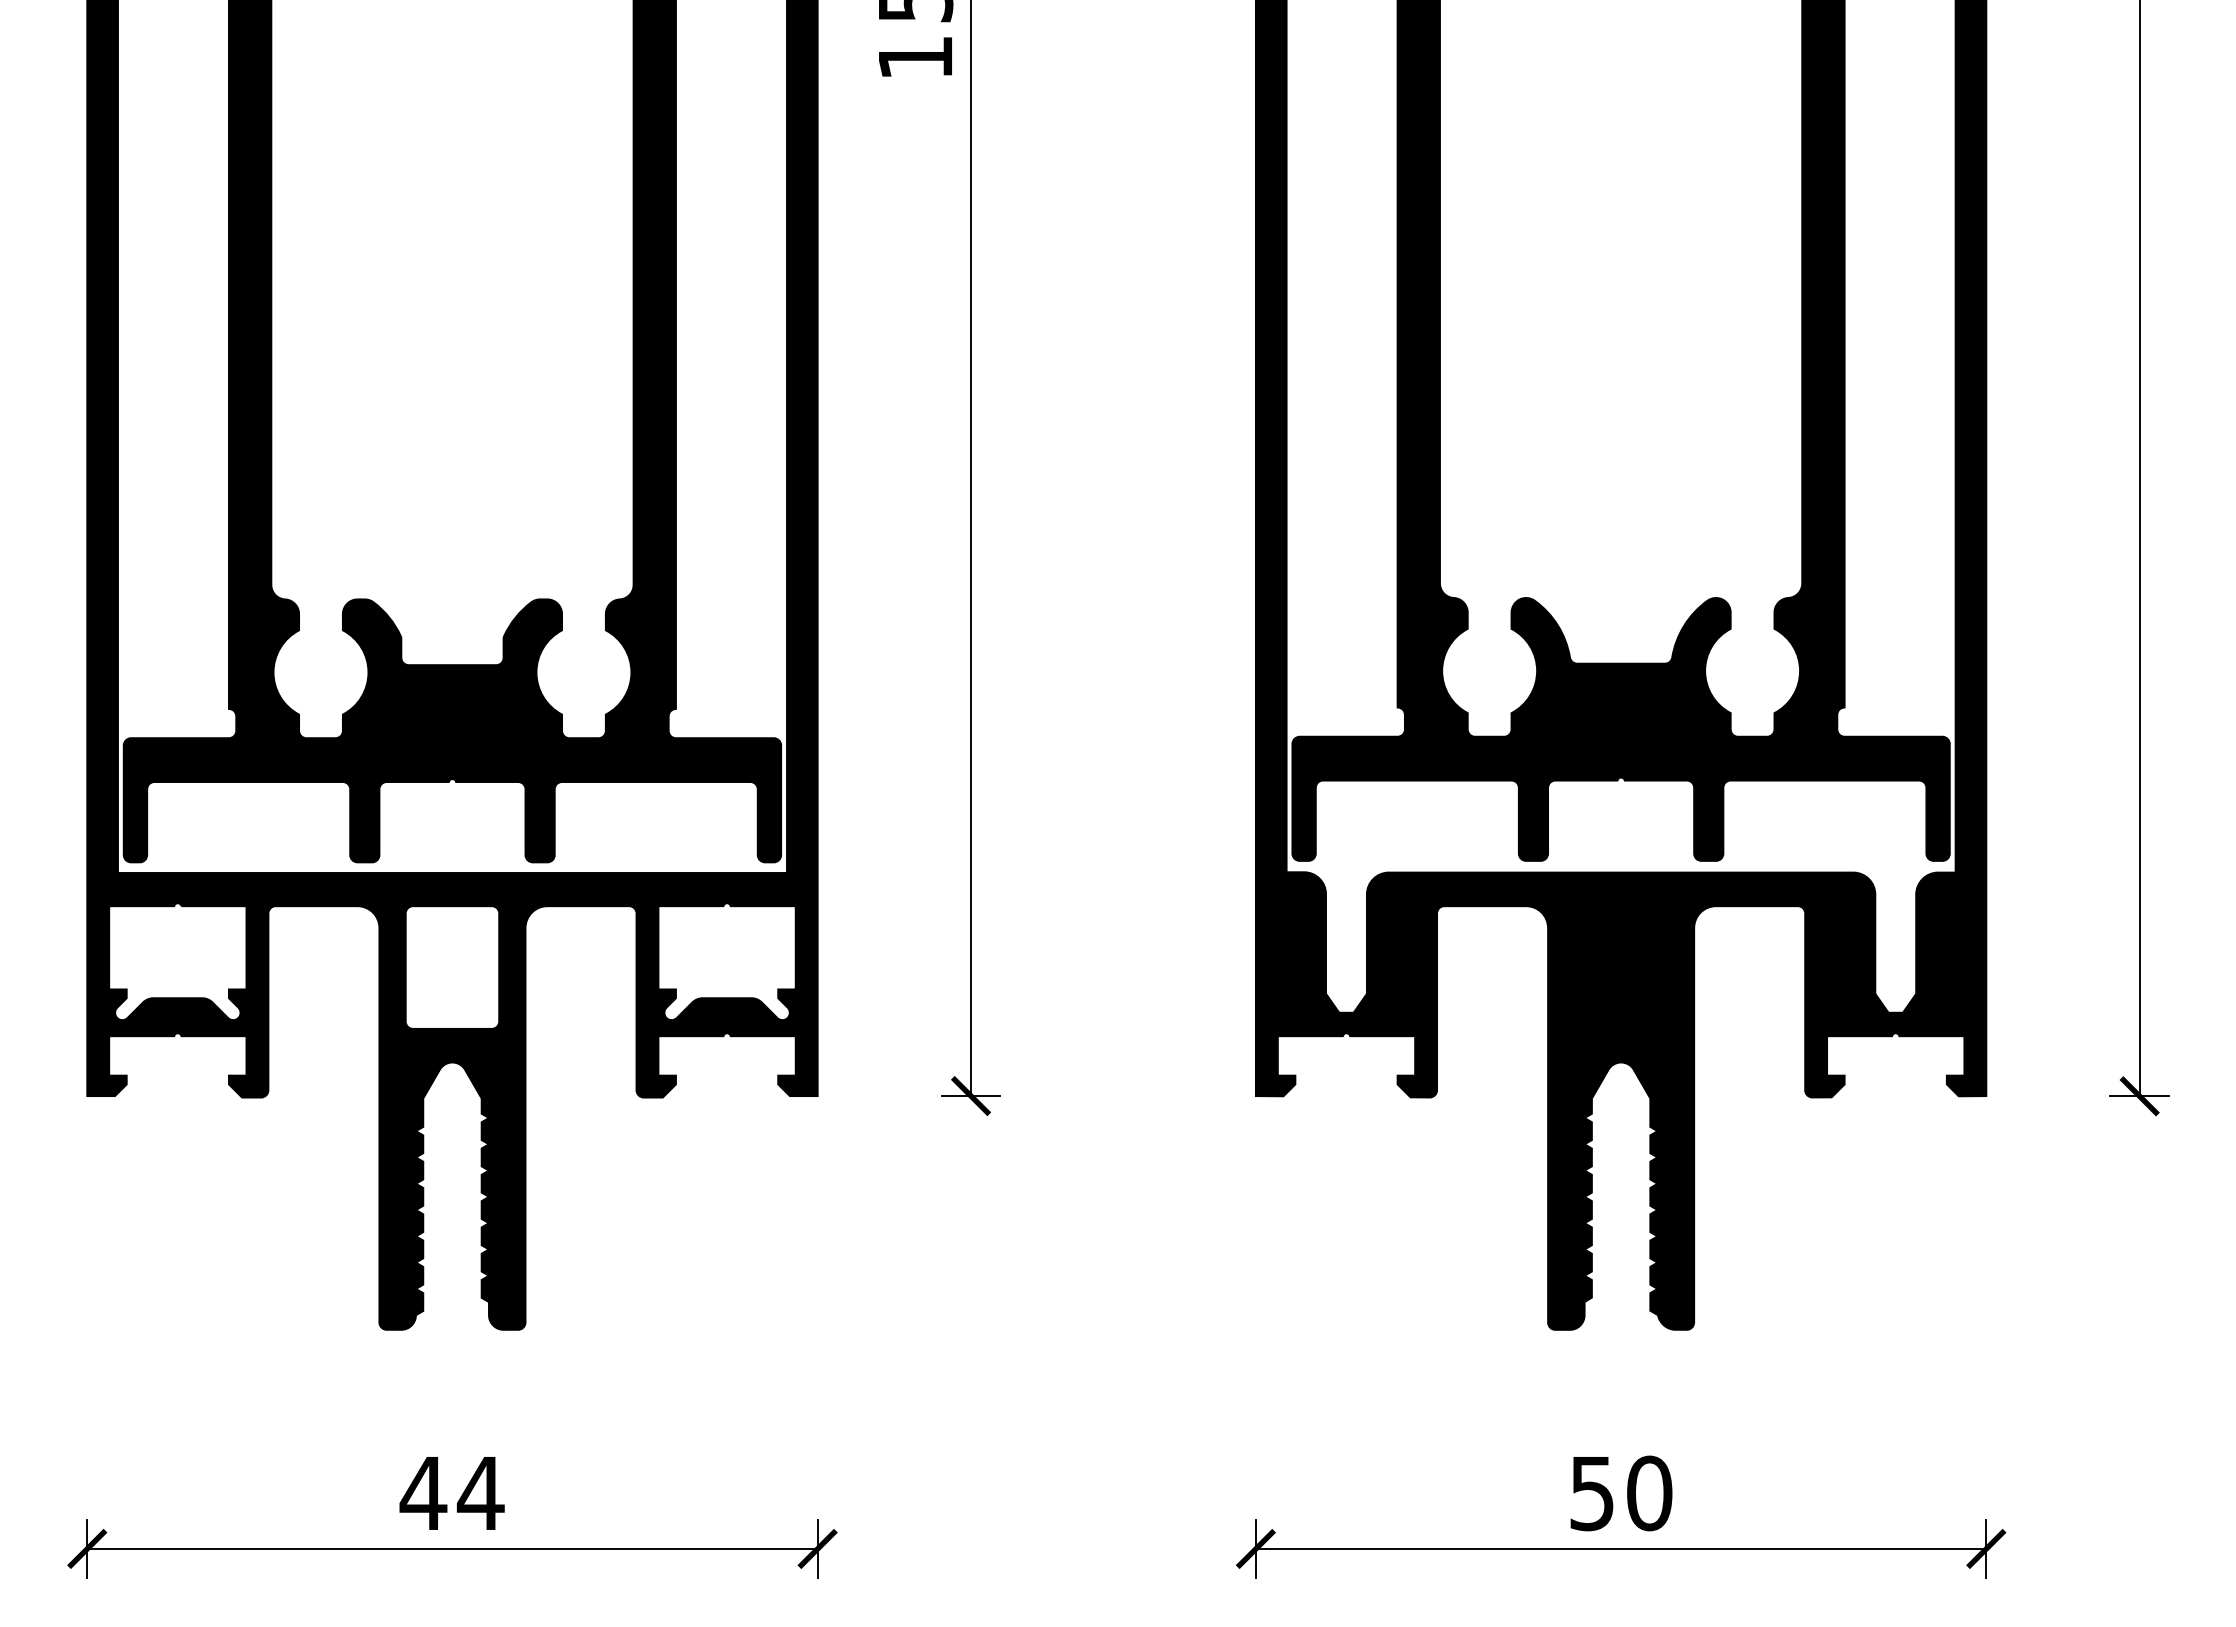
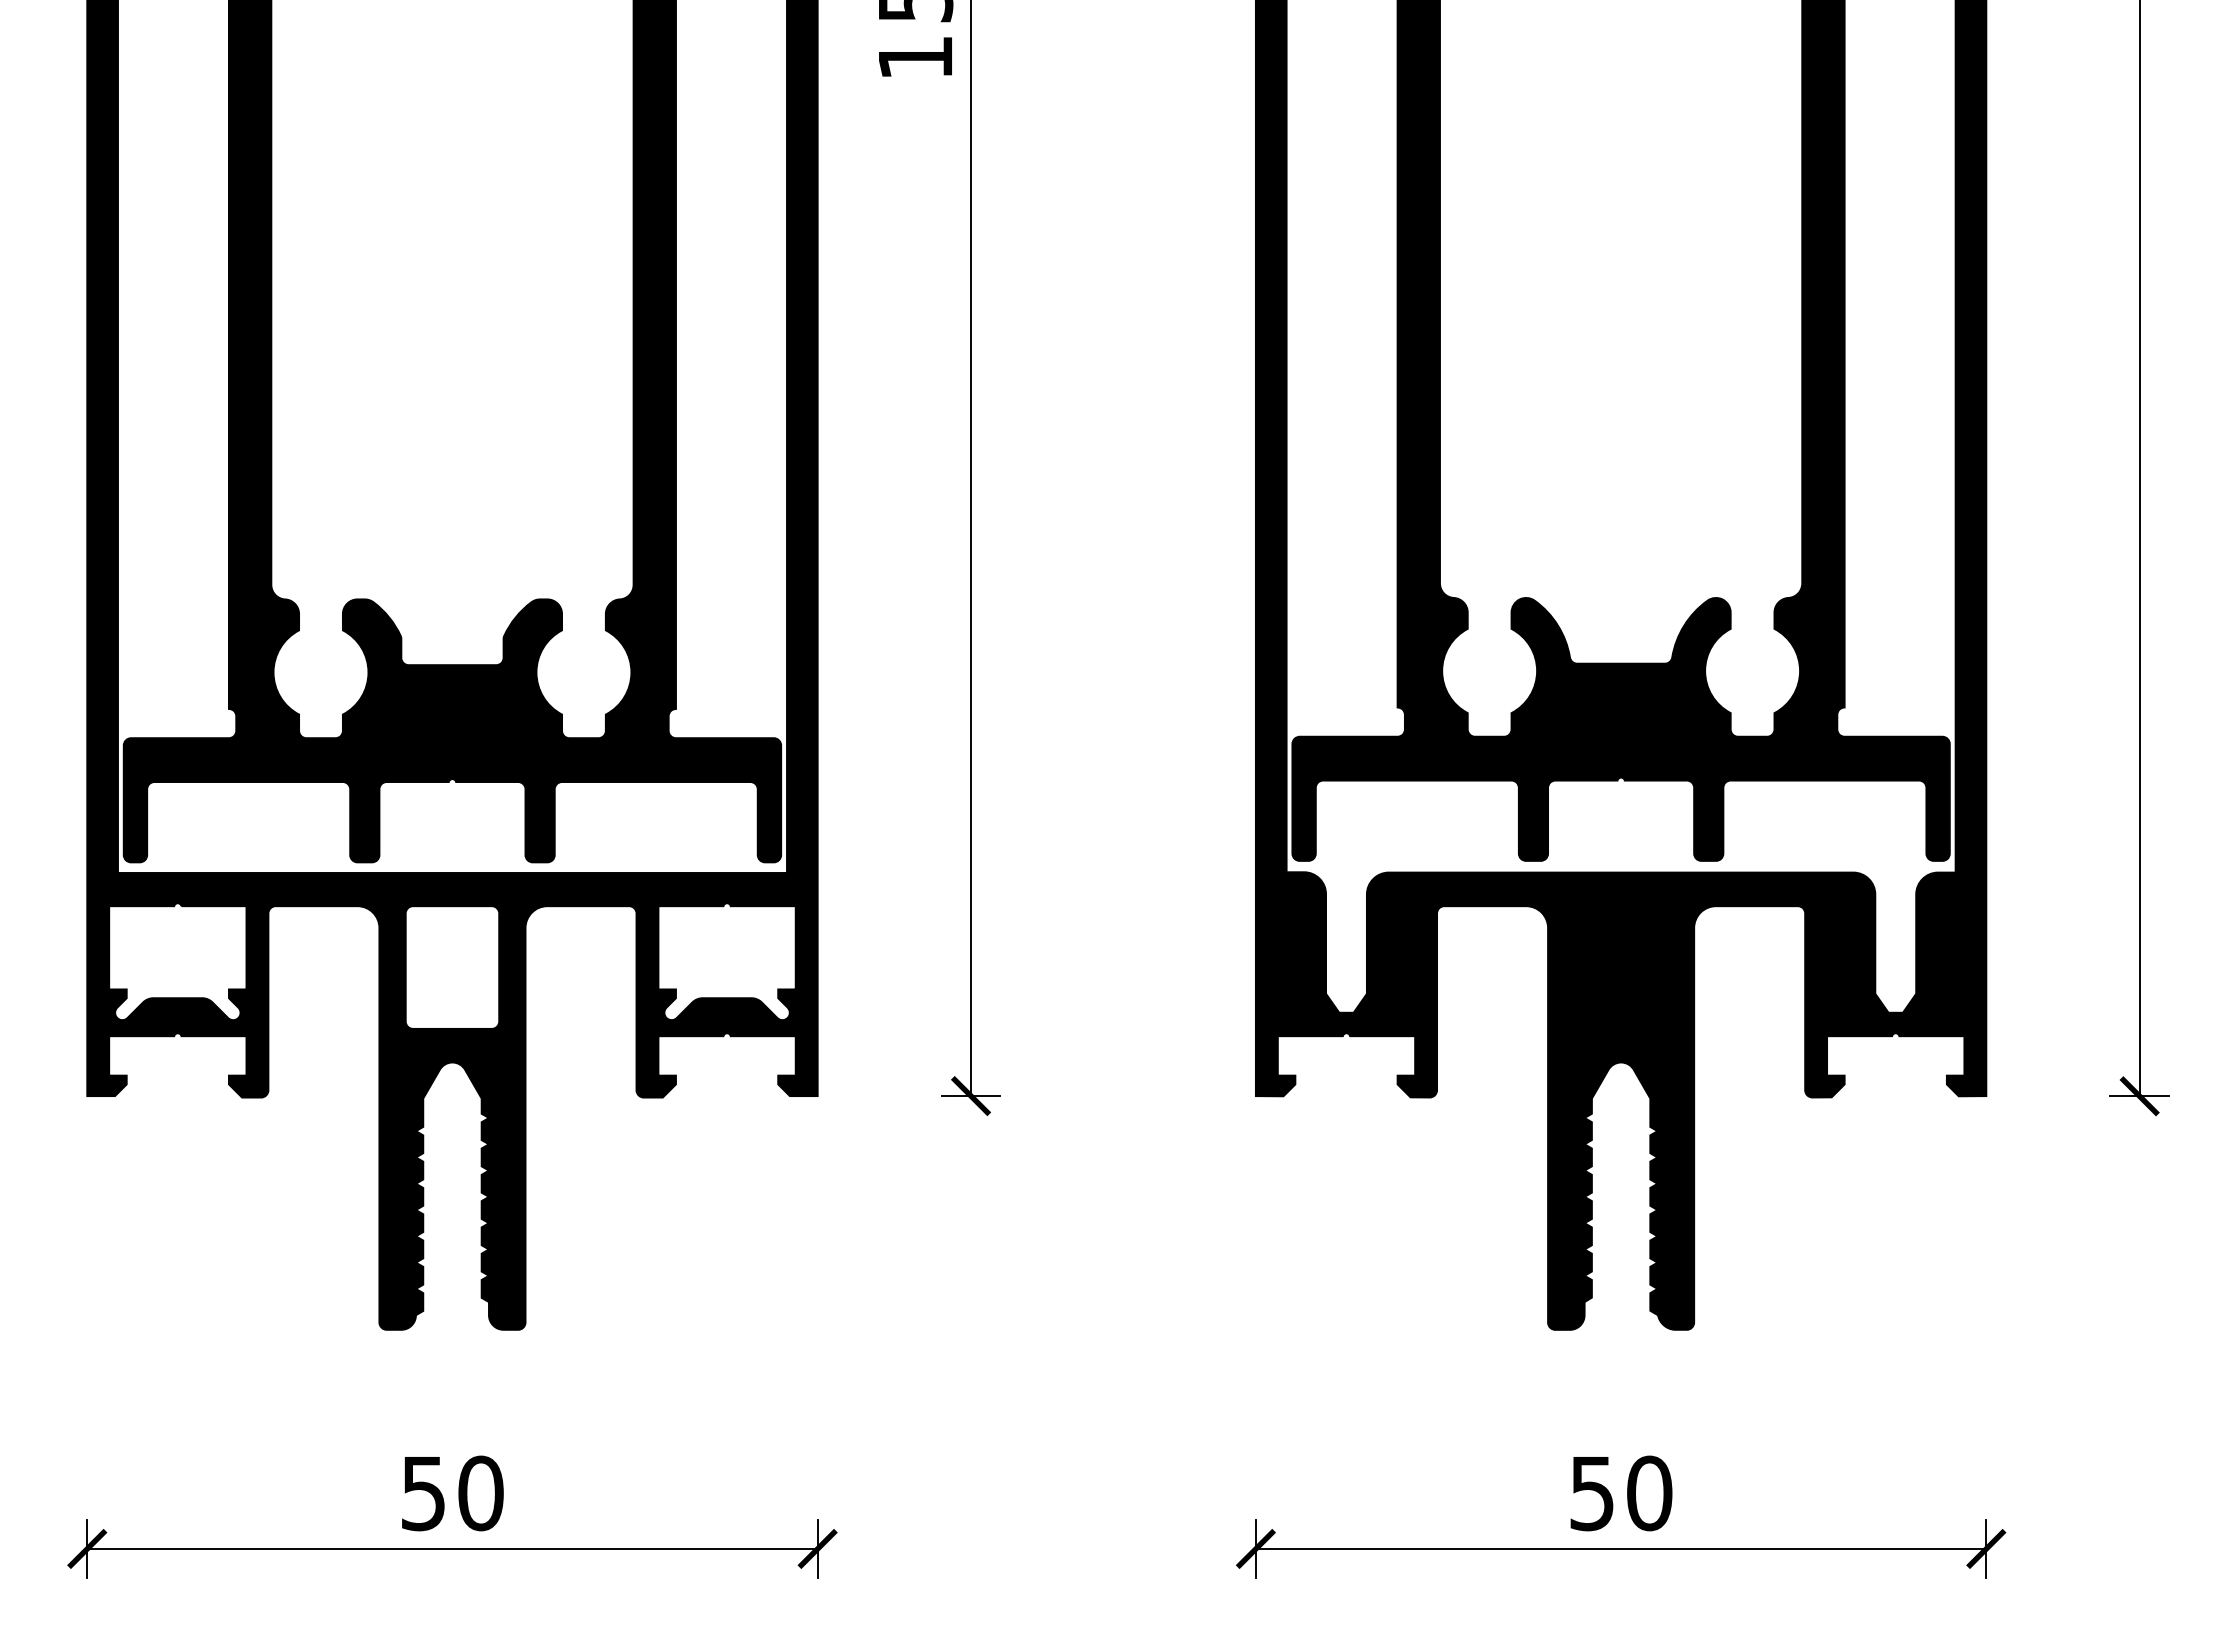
text: 44 -> 50 (451, 1493)
